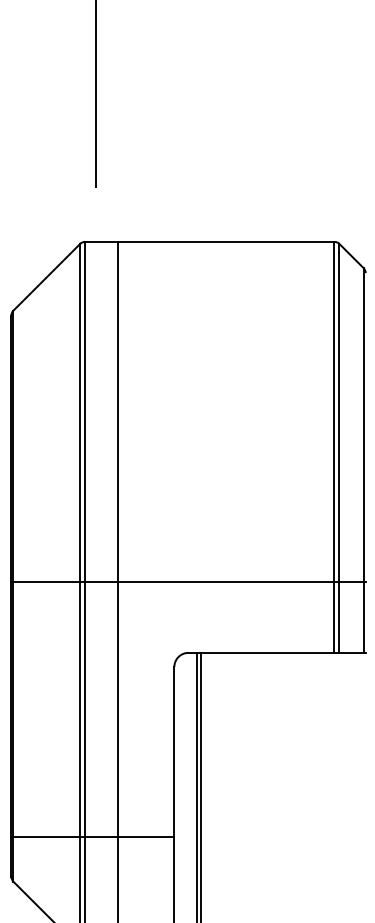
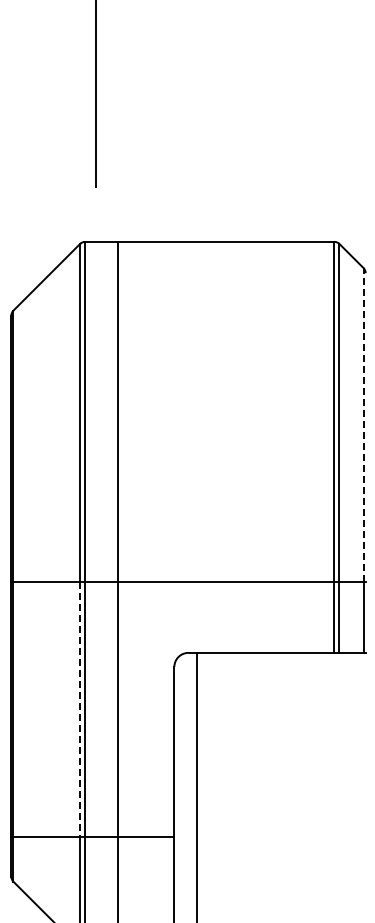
line: solid -> dashed (363, 425)
line: solid -> dashed (80, 709)
line: present -> none (201, 785)
